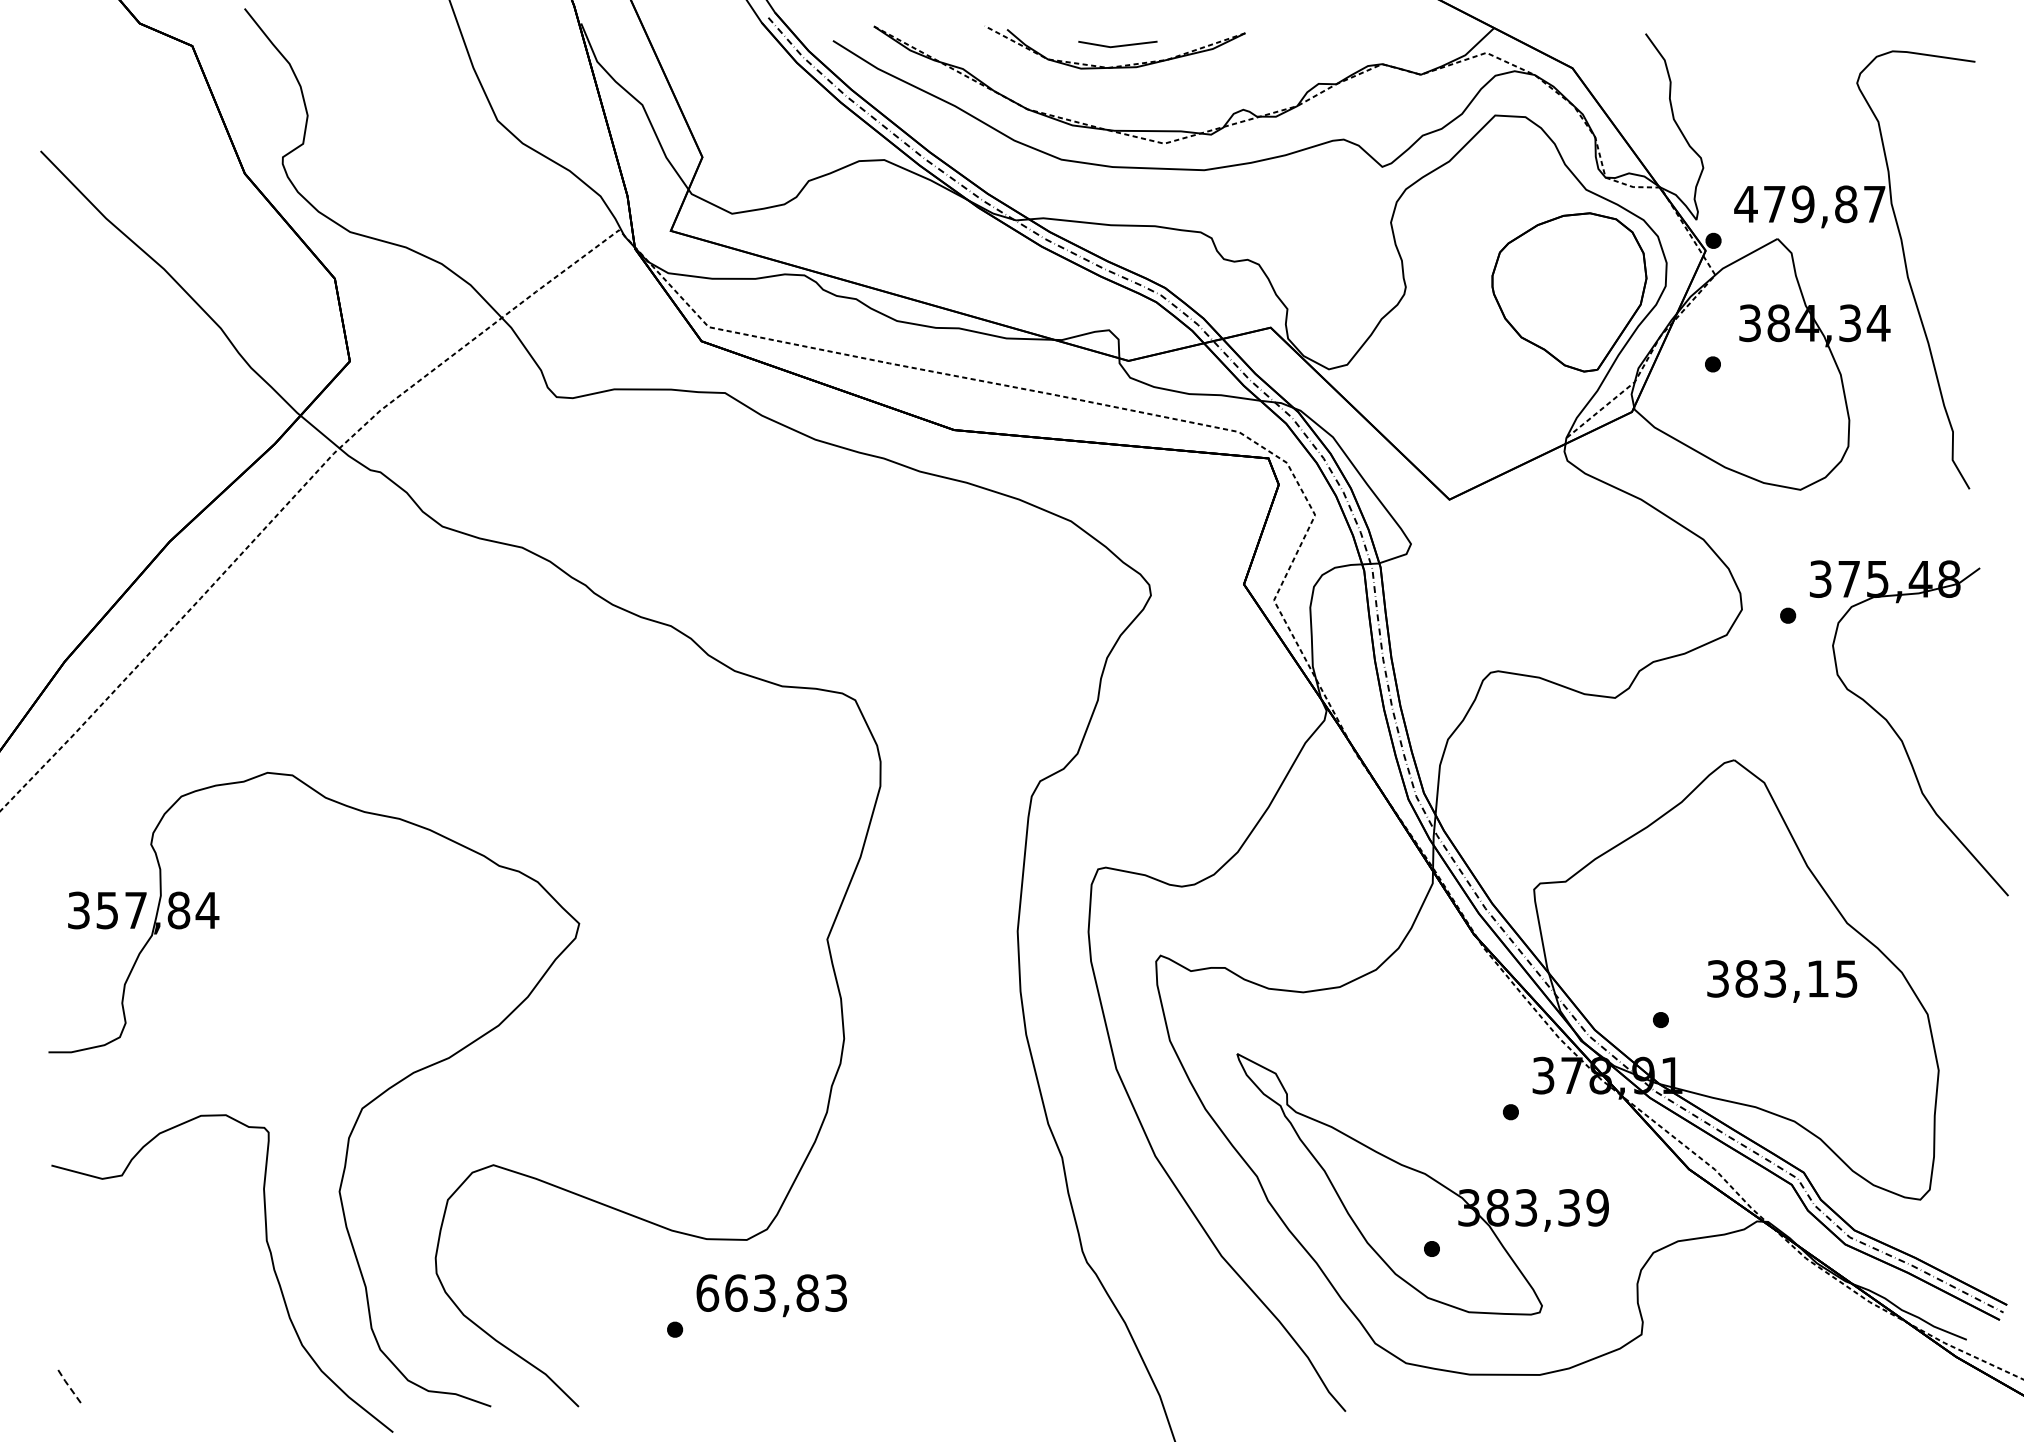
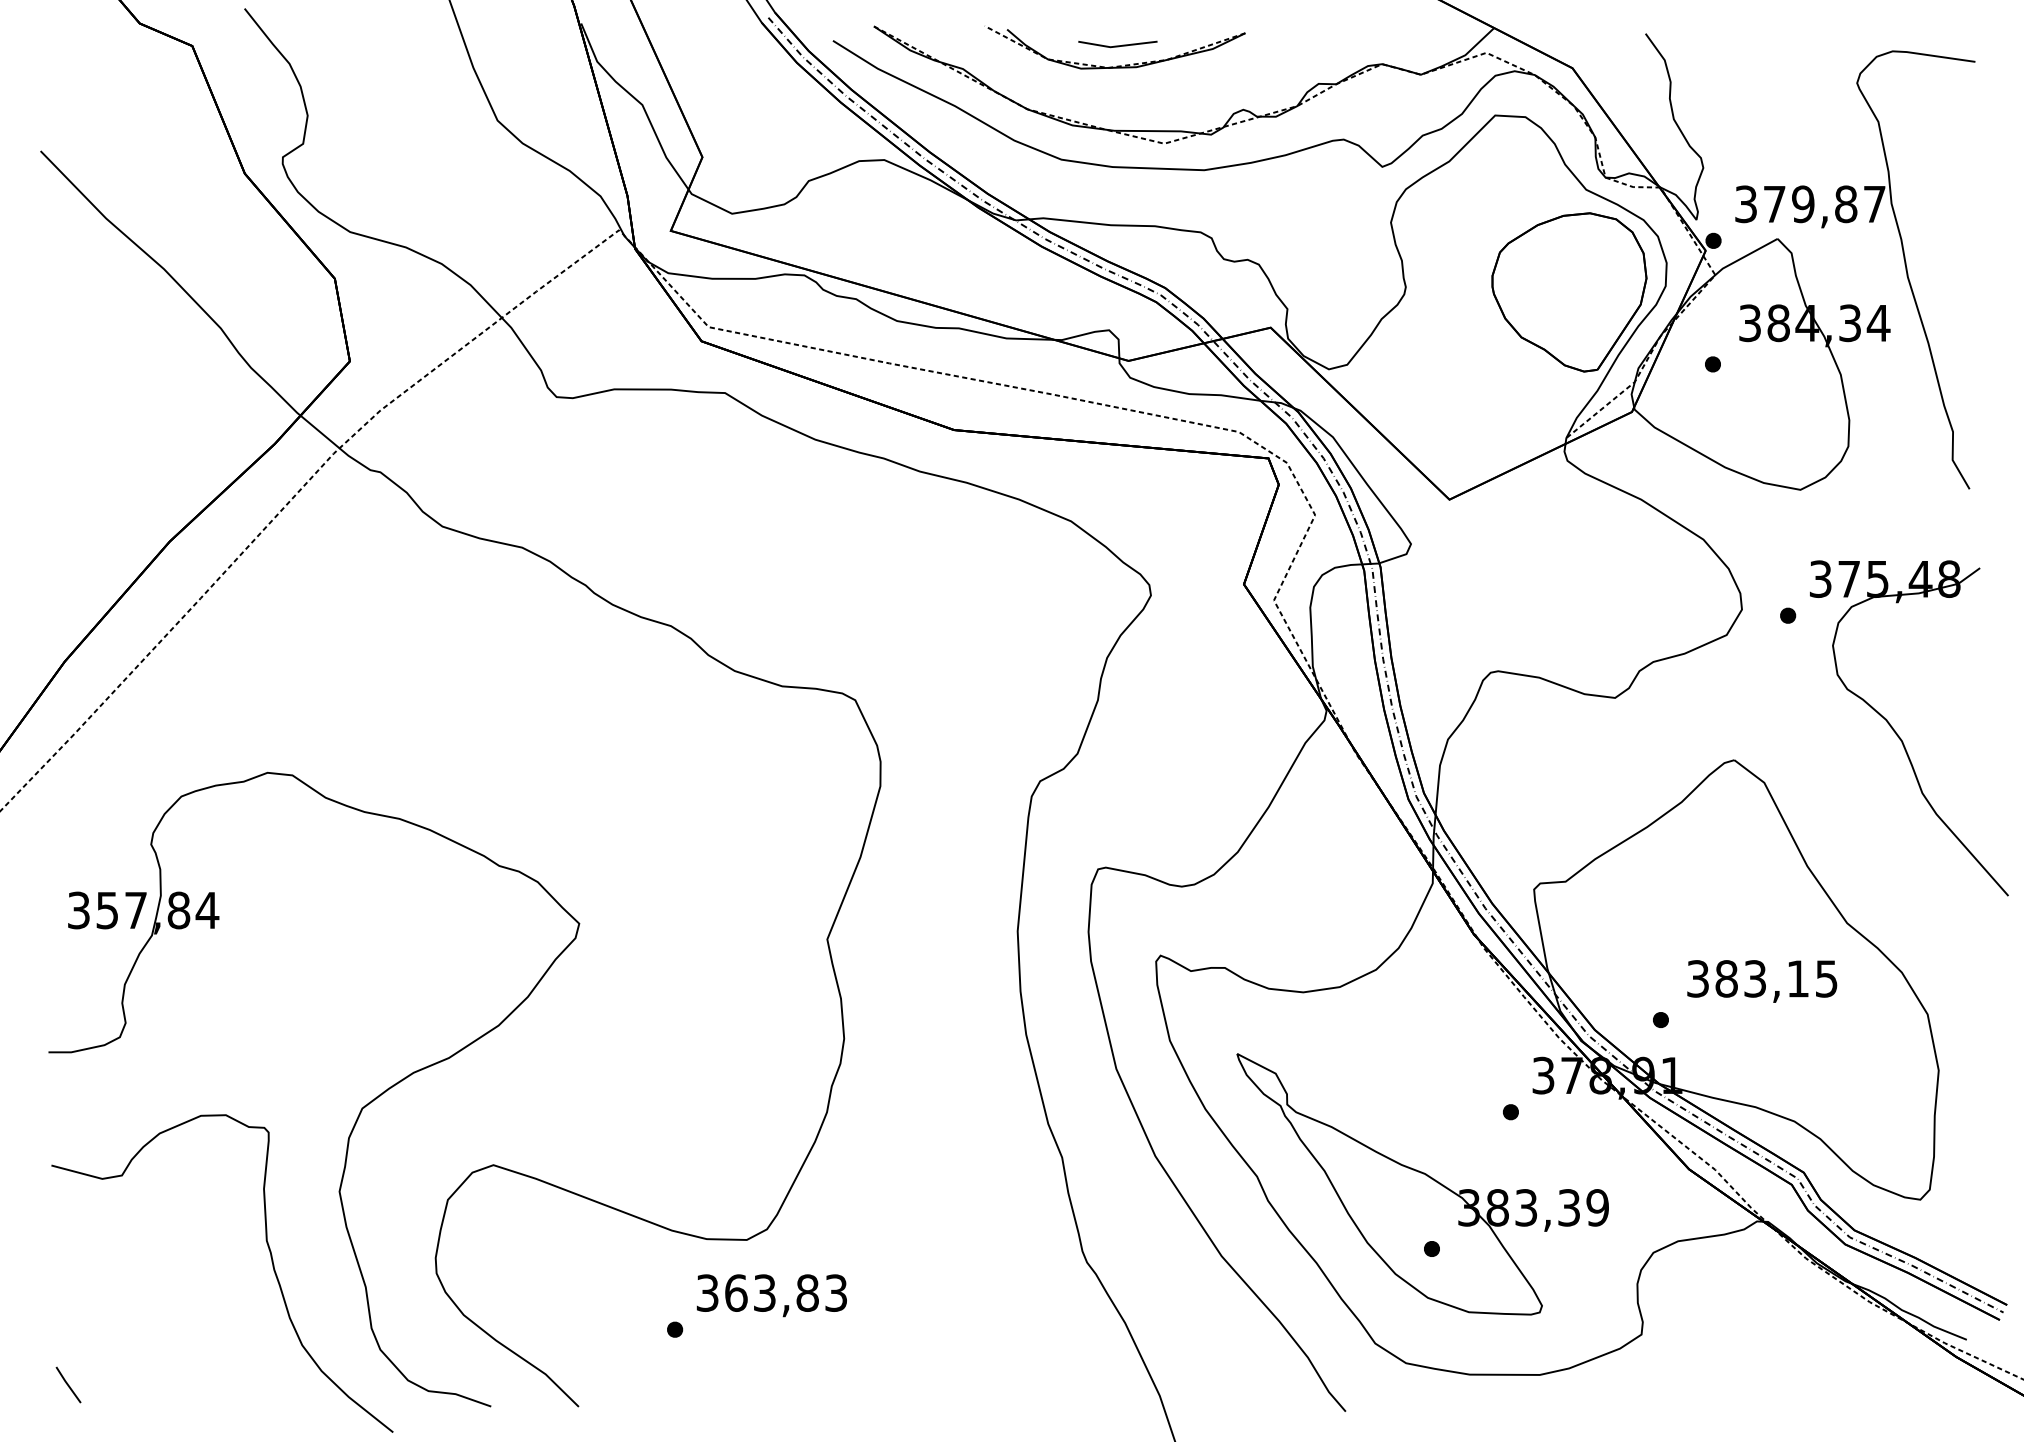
text: 479,87 -> 379,87 (1745, 204)
text position: (1782, 981) -> (1762, 981) (1762, 981)
text: 663,83 -> 363,83 (707, 1292)
line: dashed -> solid (67, 1384)
